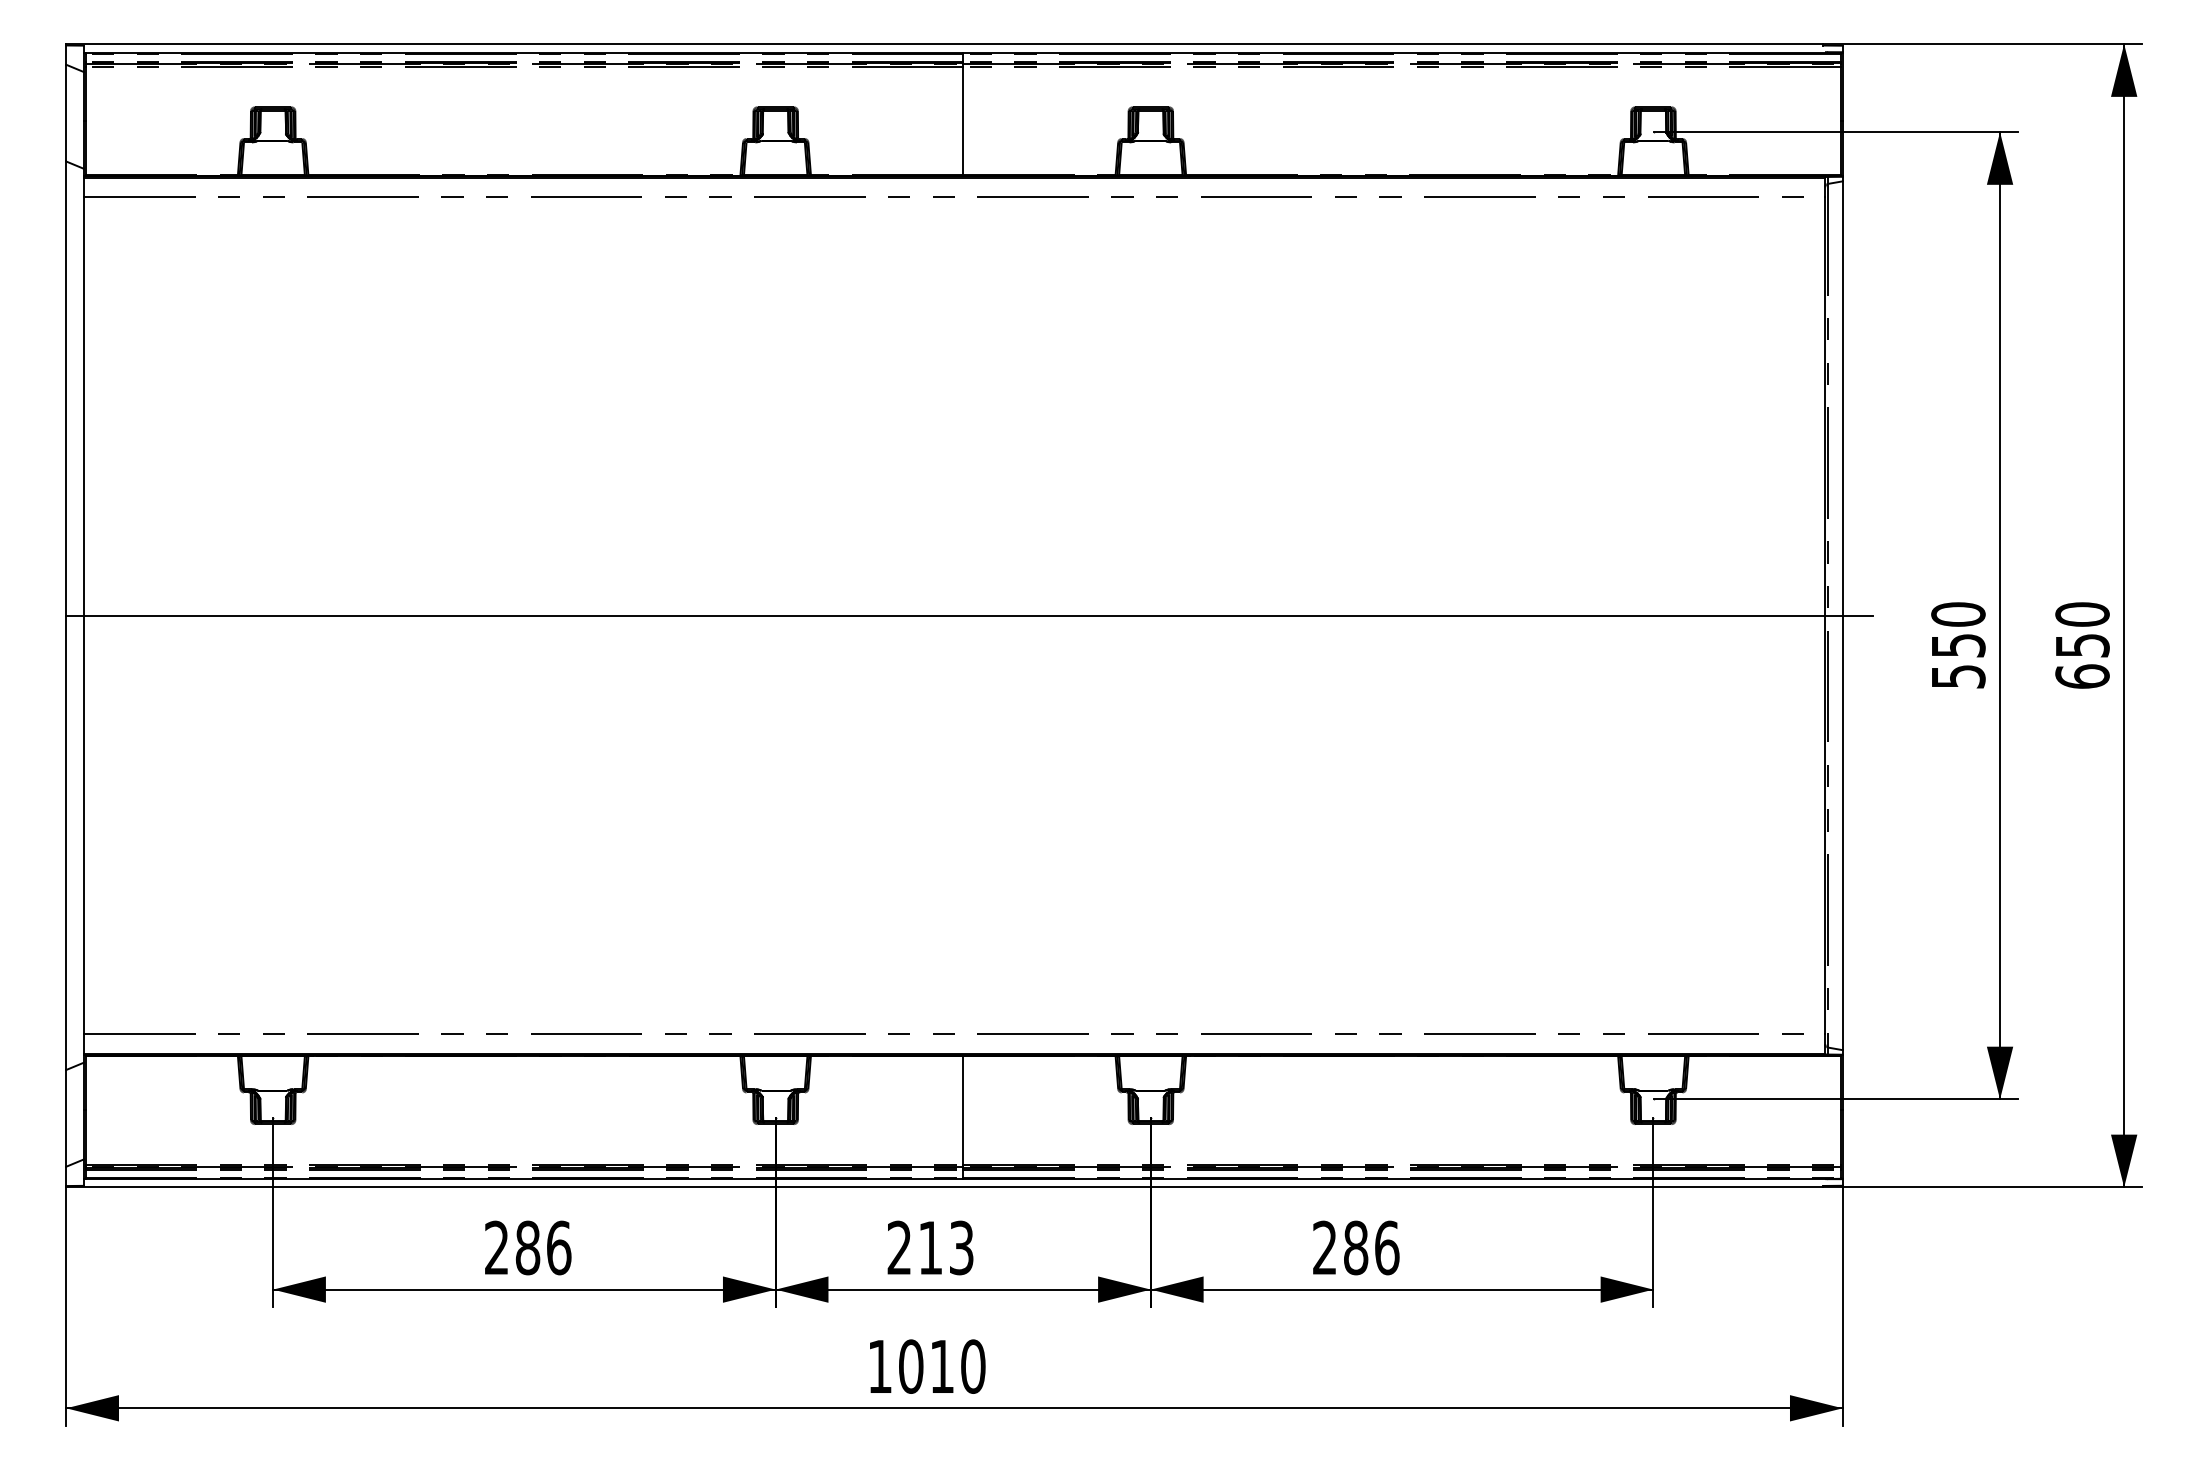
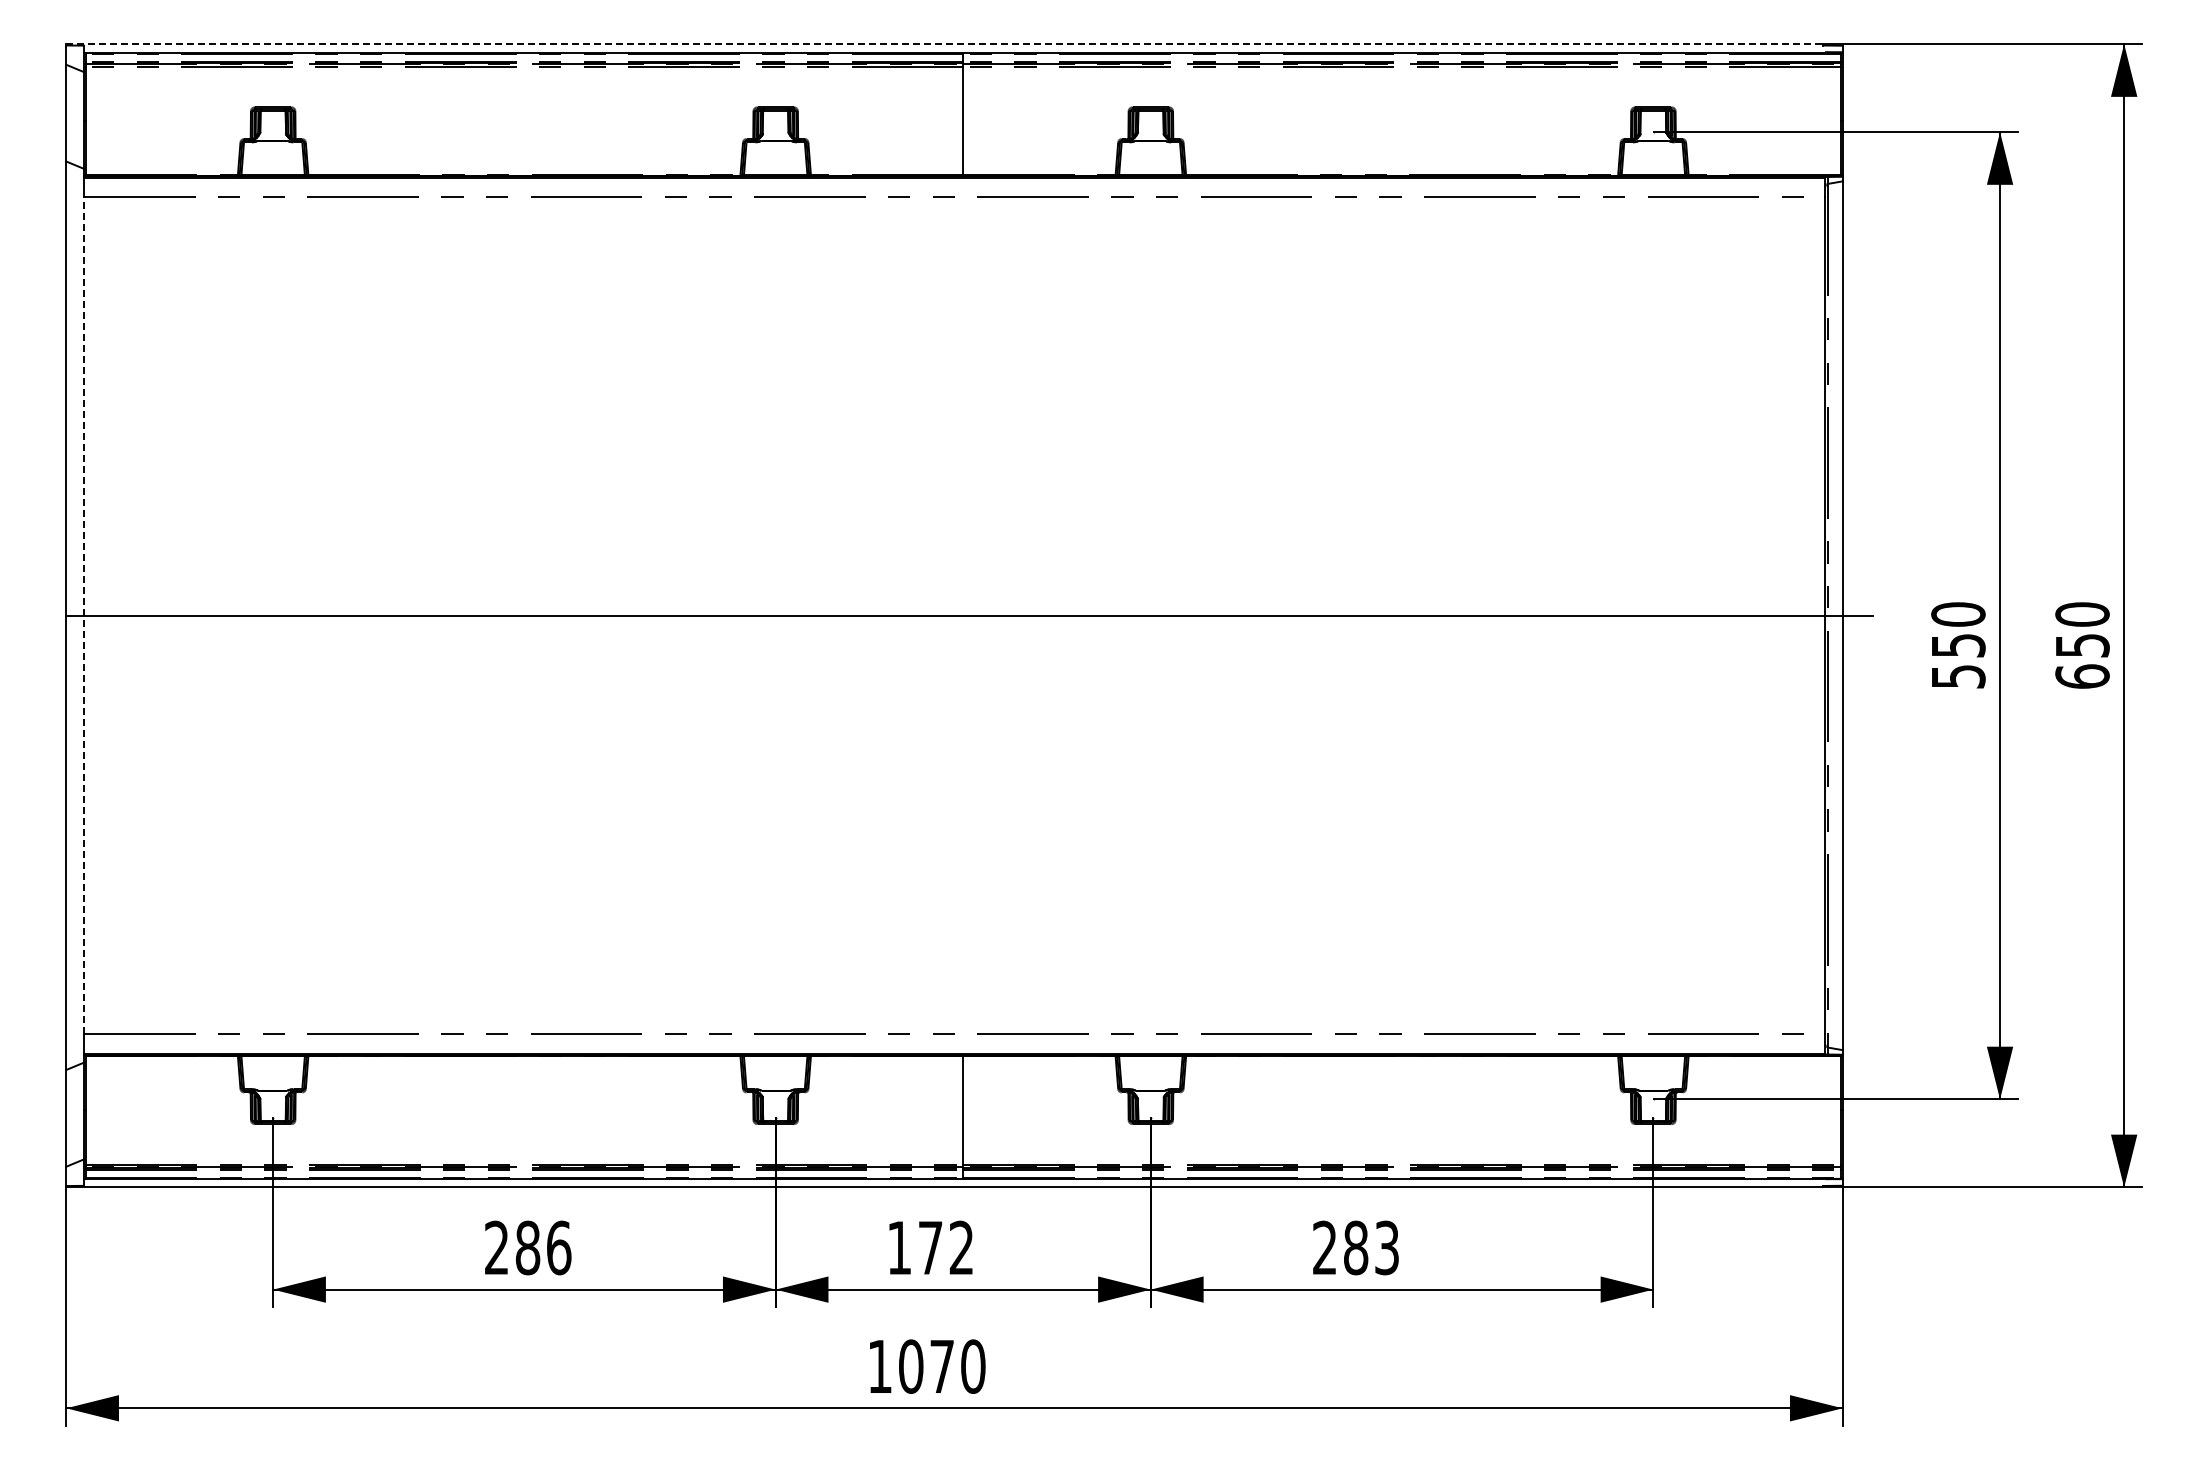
line: solid -> dashed (944, 44)
line: solid -> dashed (83, 615)
text: 213 -> 172 (930, 1247)
text: 286 -> 283 (1387, 1247)
text: 1010 -> 1070 (941, 1366)
